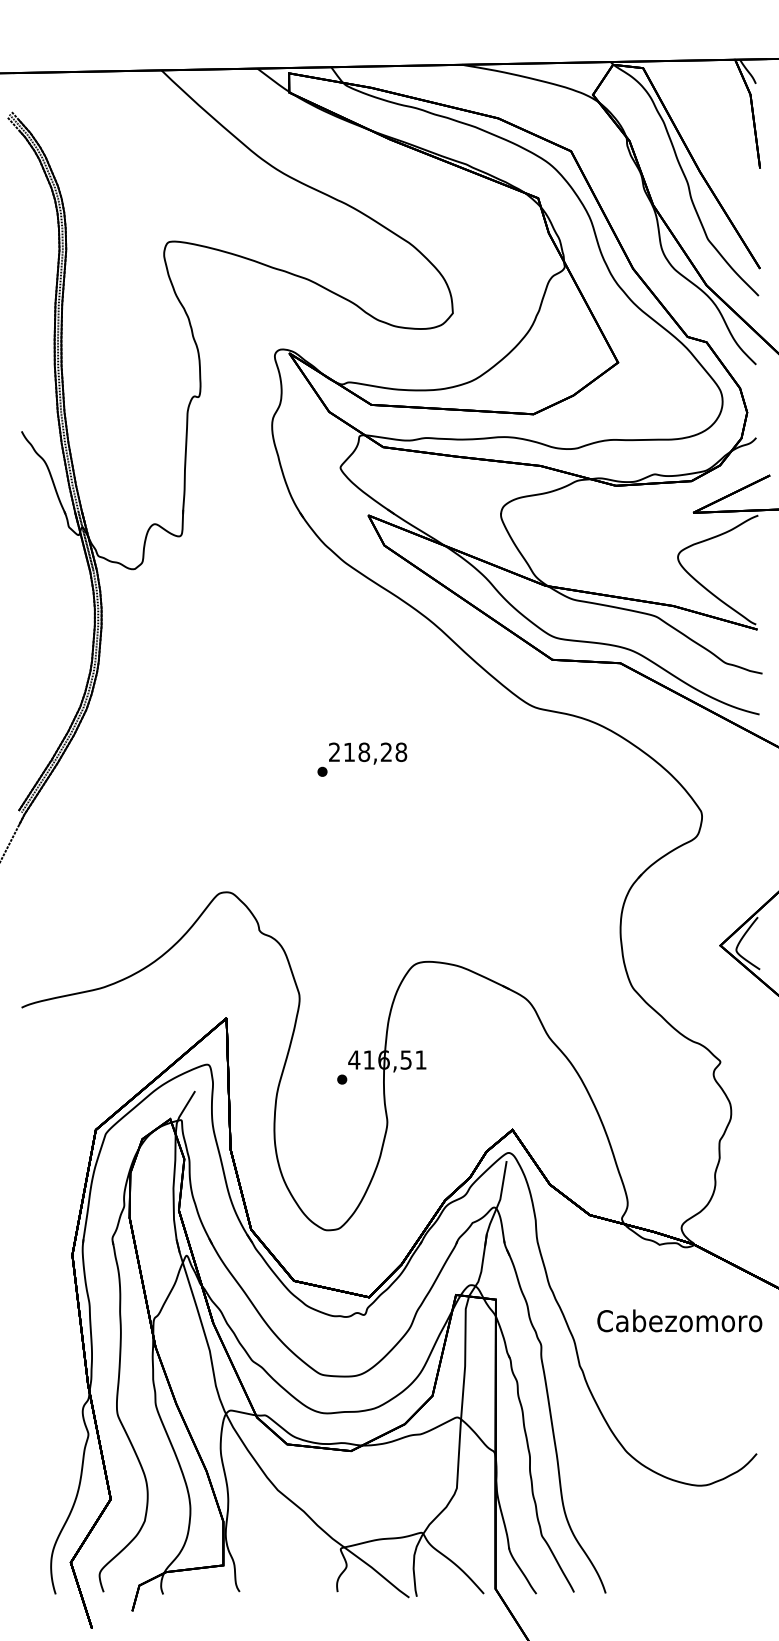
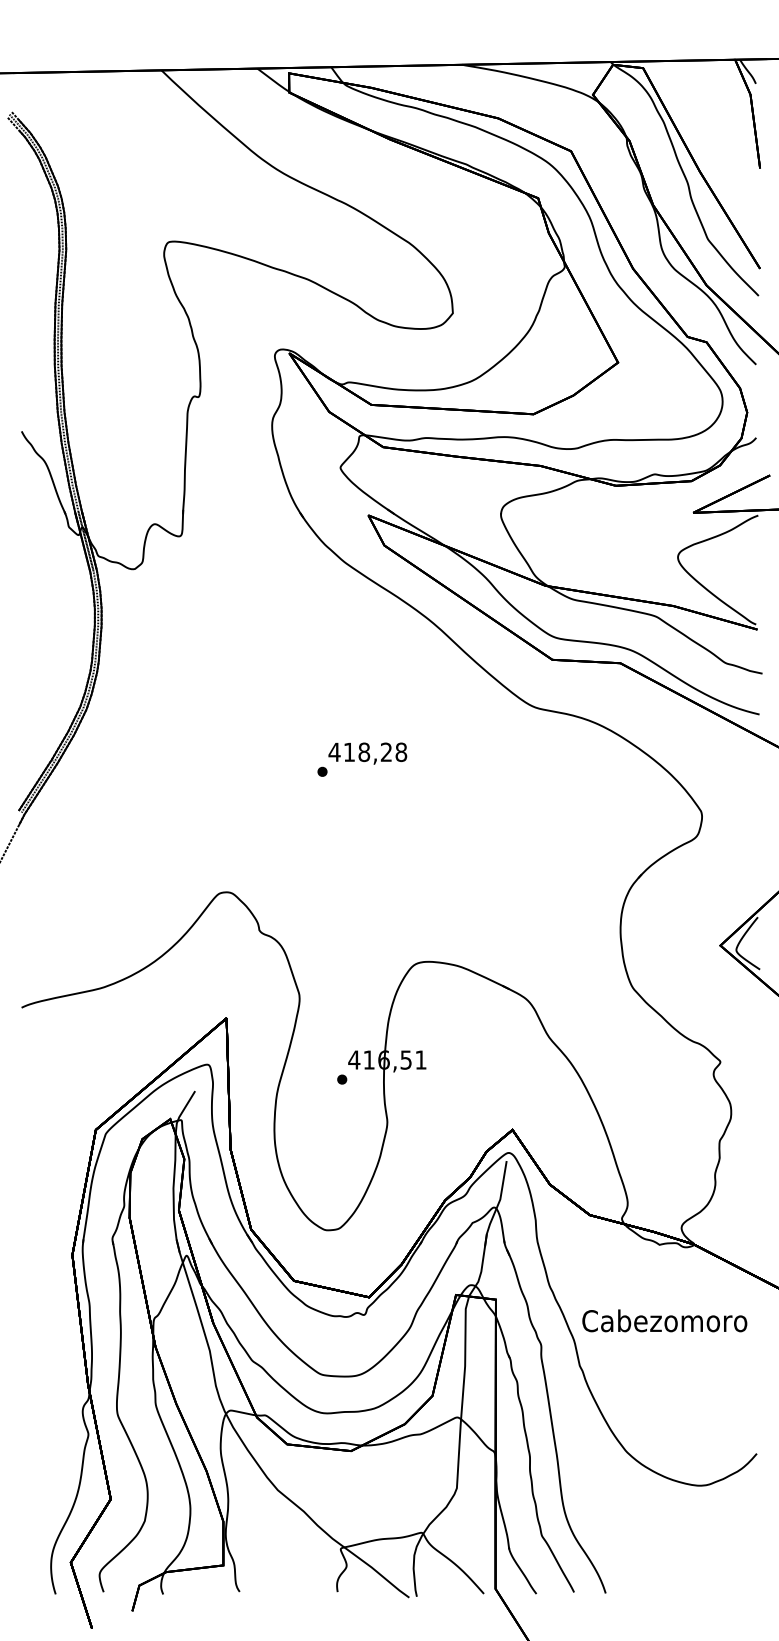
text: 218,28 -> 418,28 (334, 751)
text position: (679, 1320) -> (664, 1320) (664, 1320)
